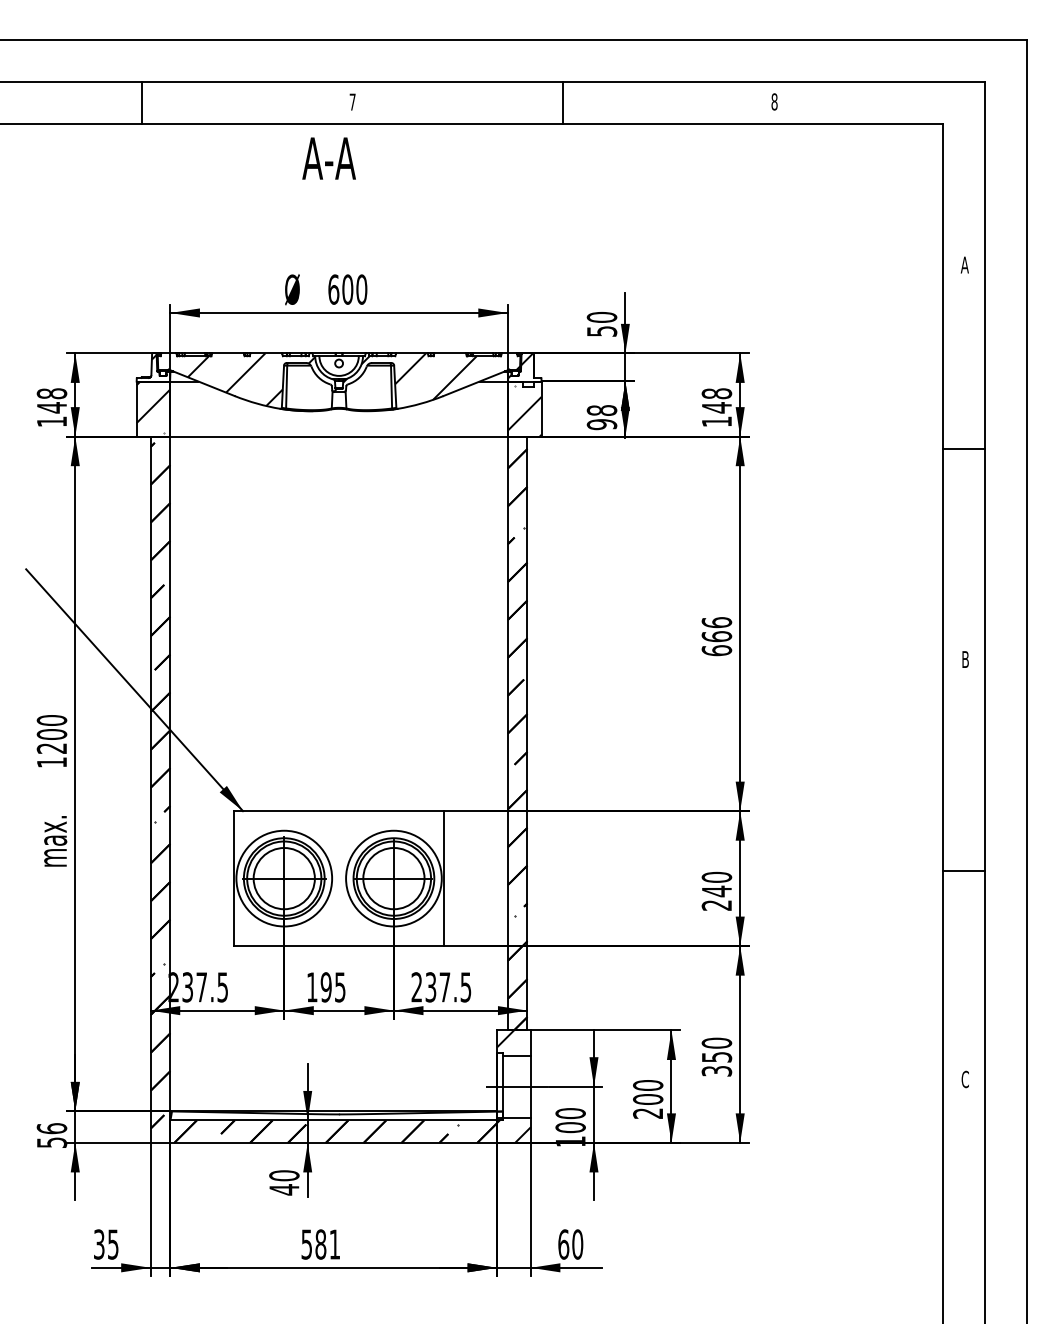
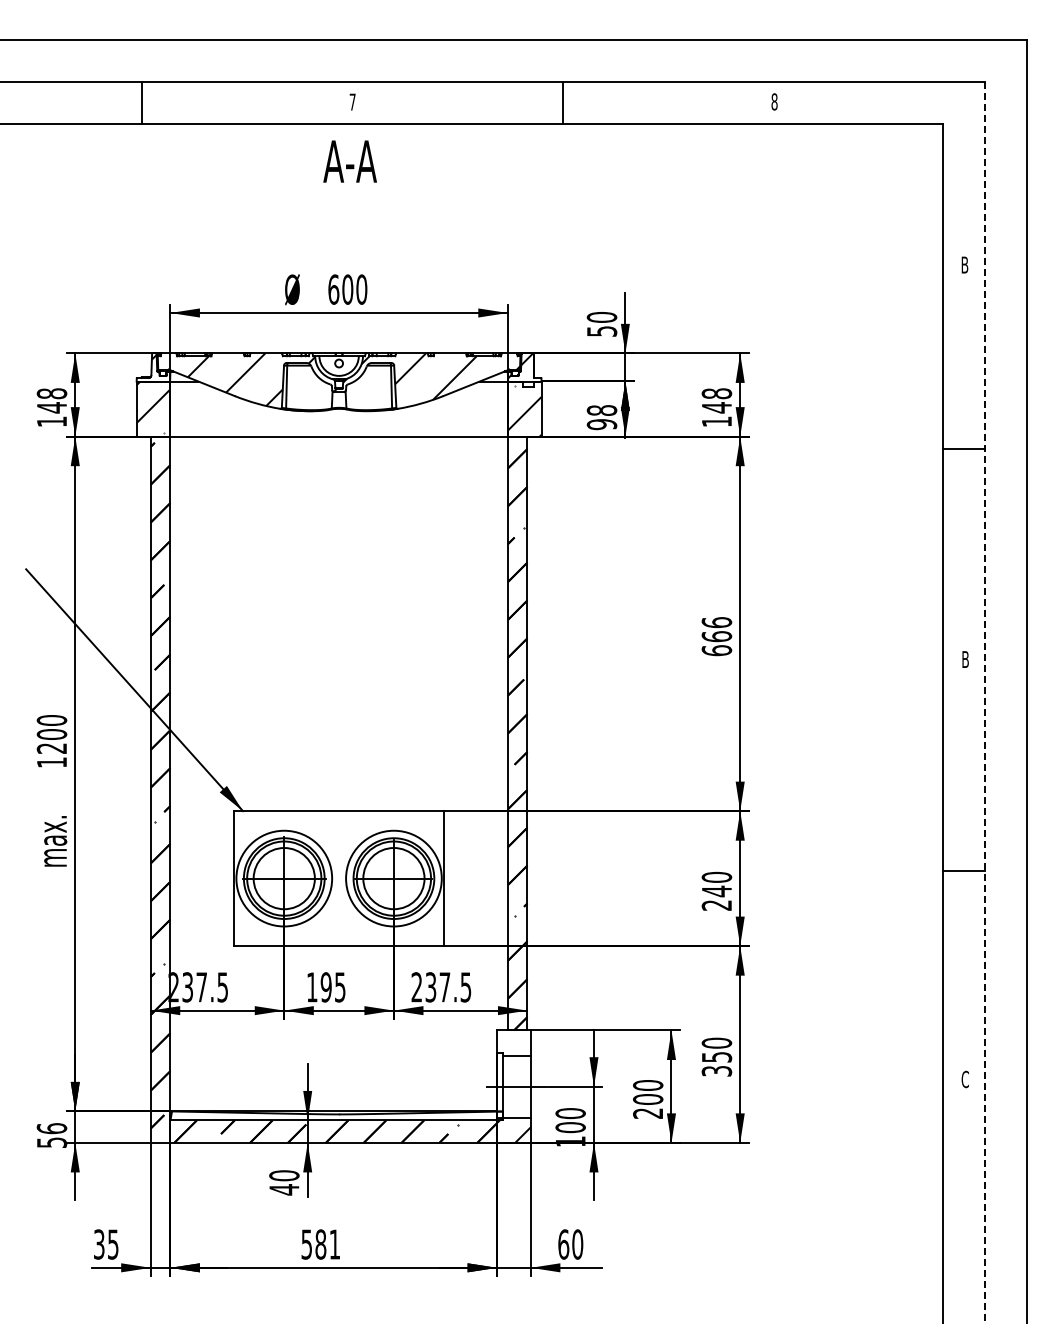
text position: (328, 158) -> (349, 161) (349, 161)
text: A -> B (964, 264)
line: solid -> dashed (985, 702)
hatch: present -> none (505, 1038)
